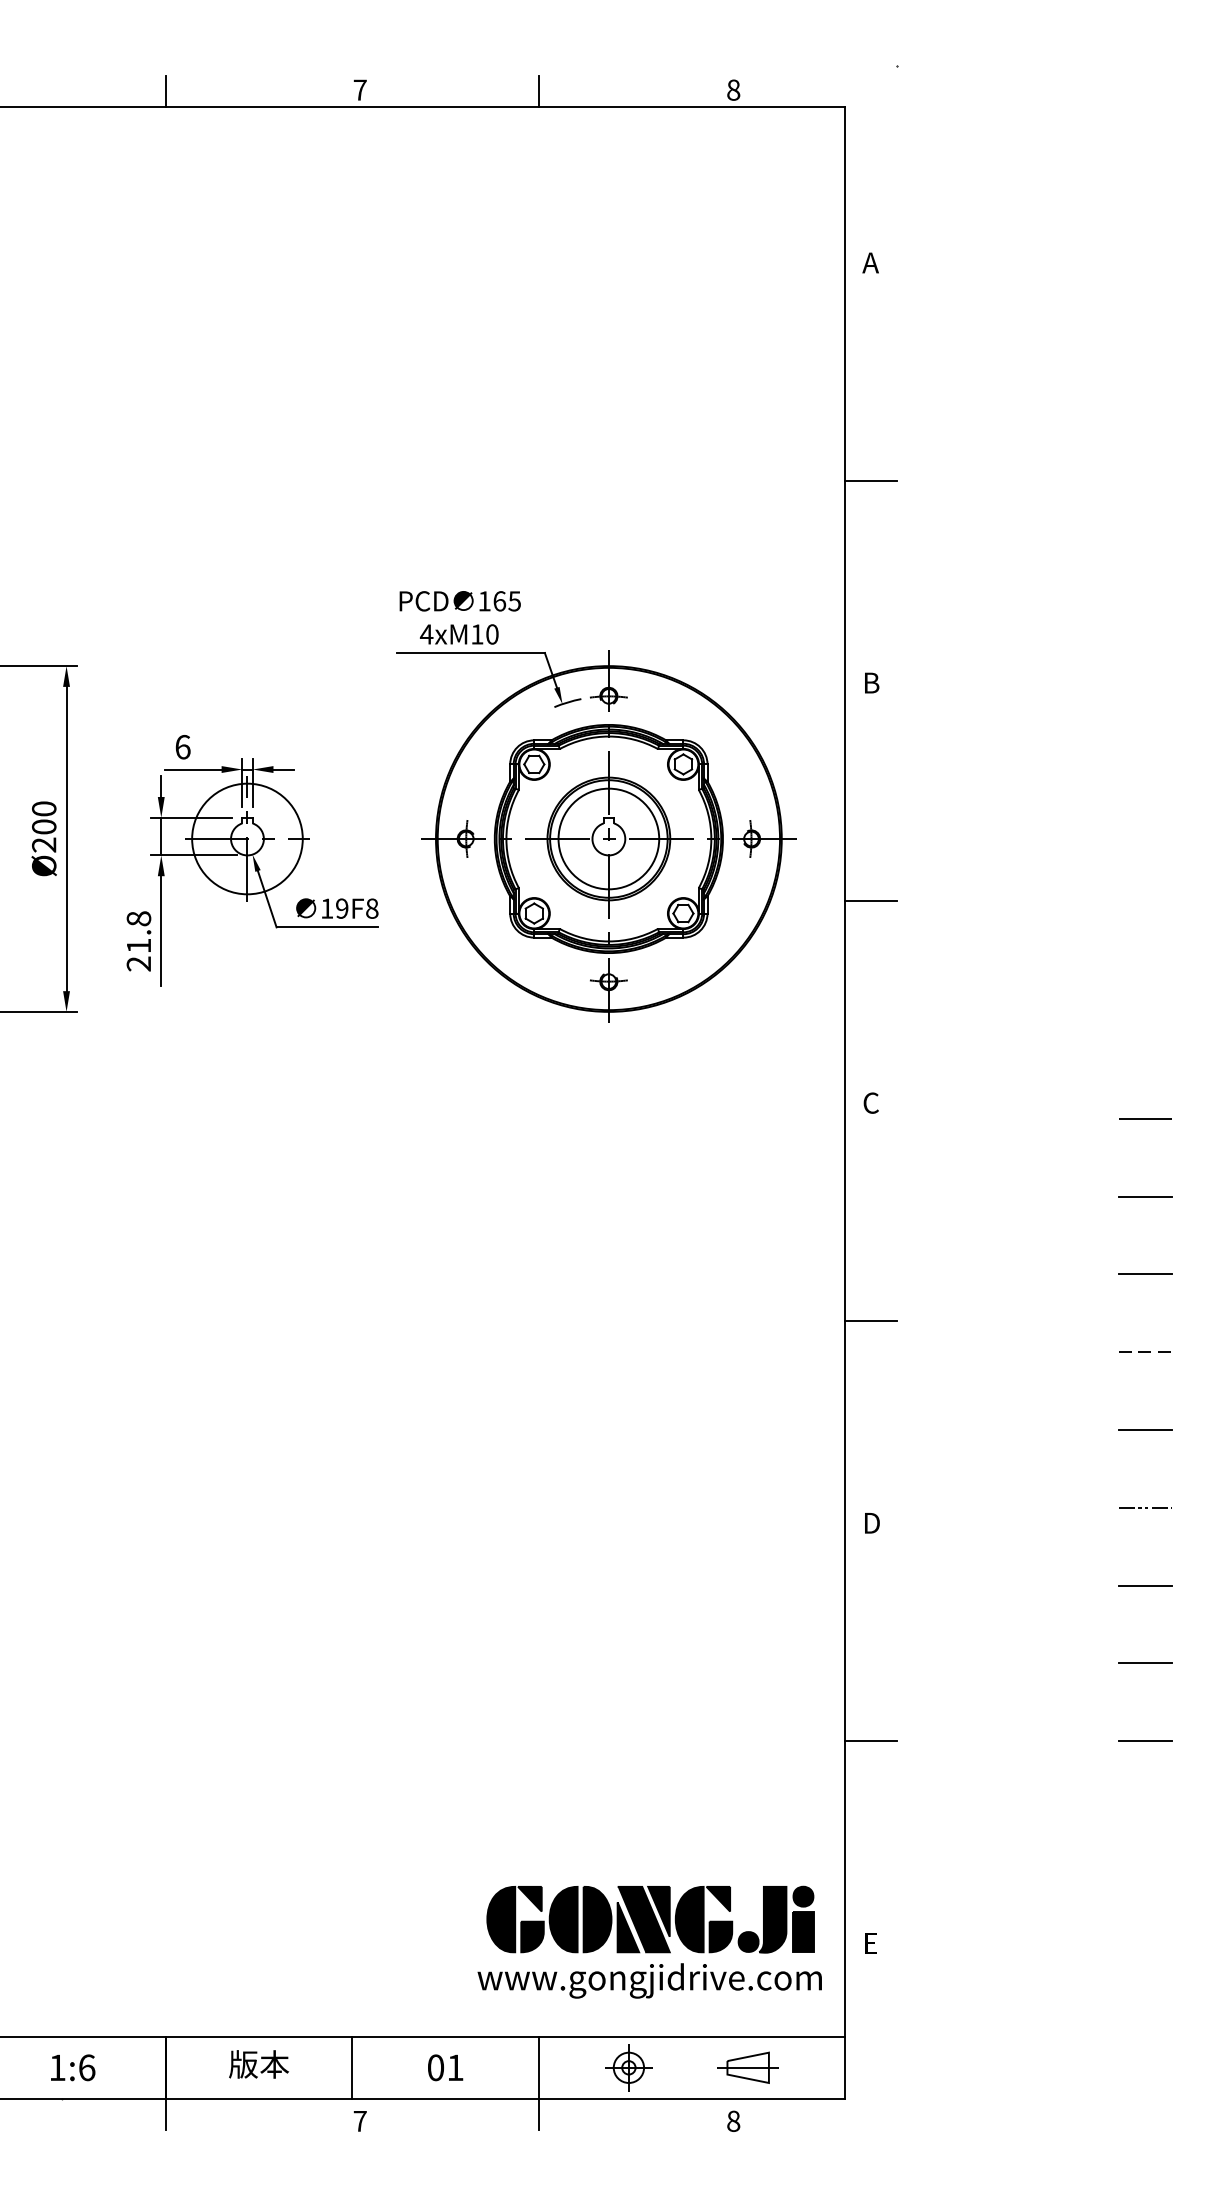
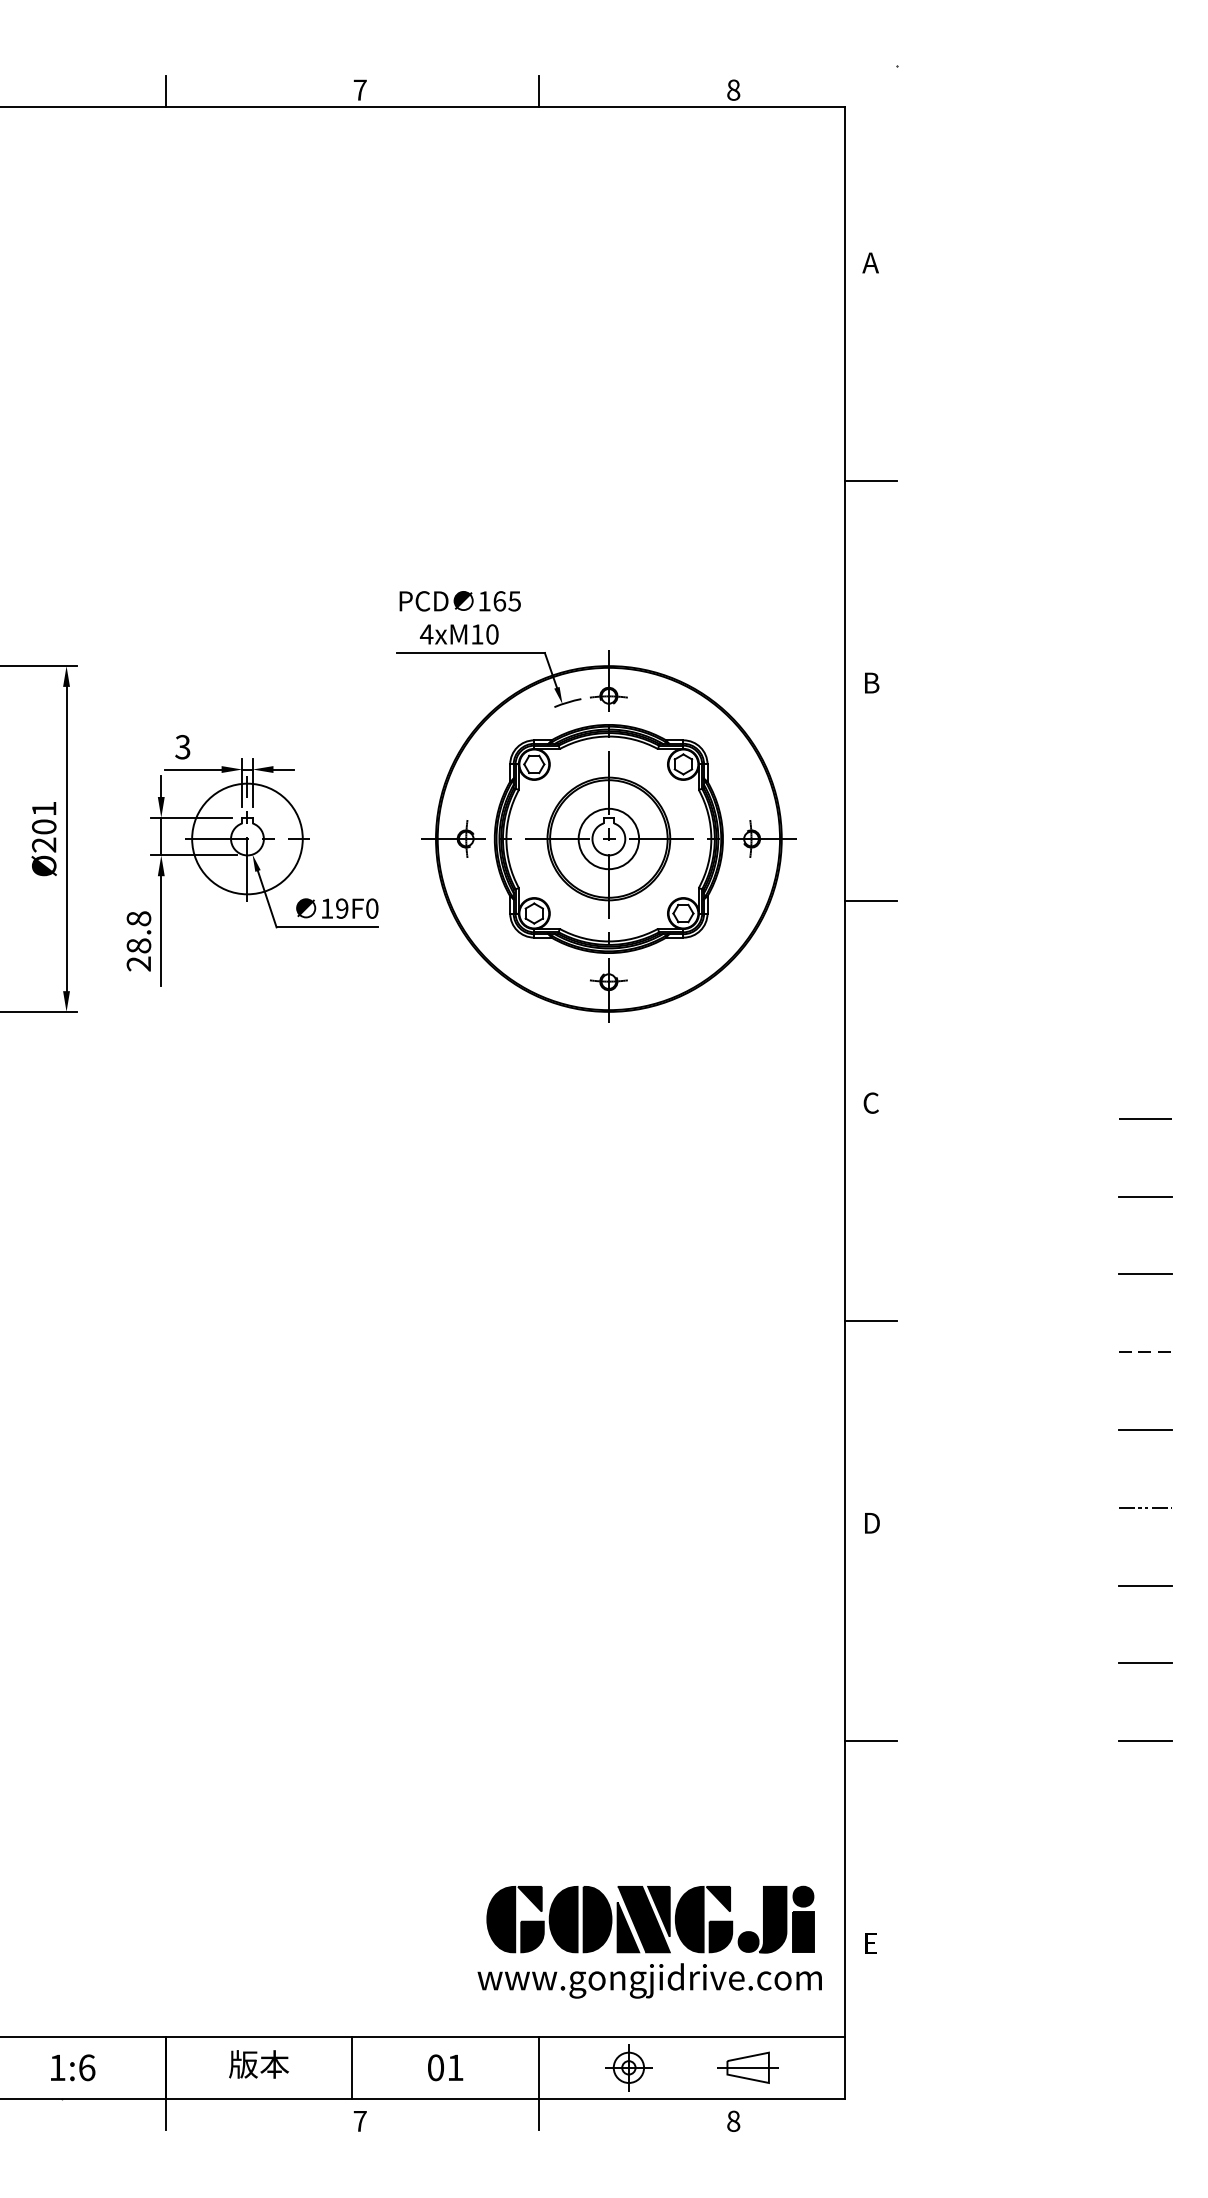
text: 6 -> 3 (182, 746)
text: Ø200 -> Ø201 (44, 808)
circle diameter: 101 px -> 60 px (608, 838)
text: 19F8 -> 19F0 (372, 908)
text: 21.8 -> 28.8 (138, 945)
